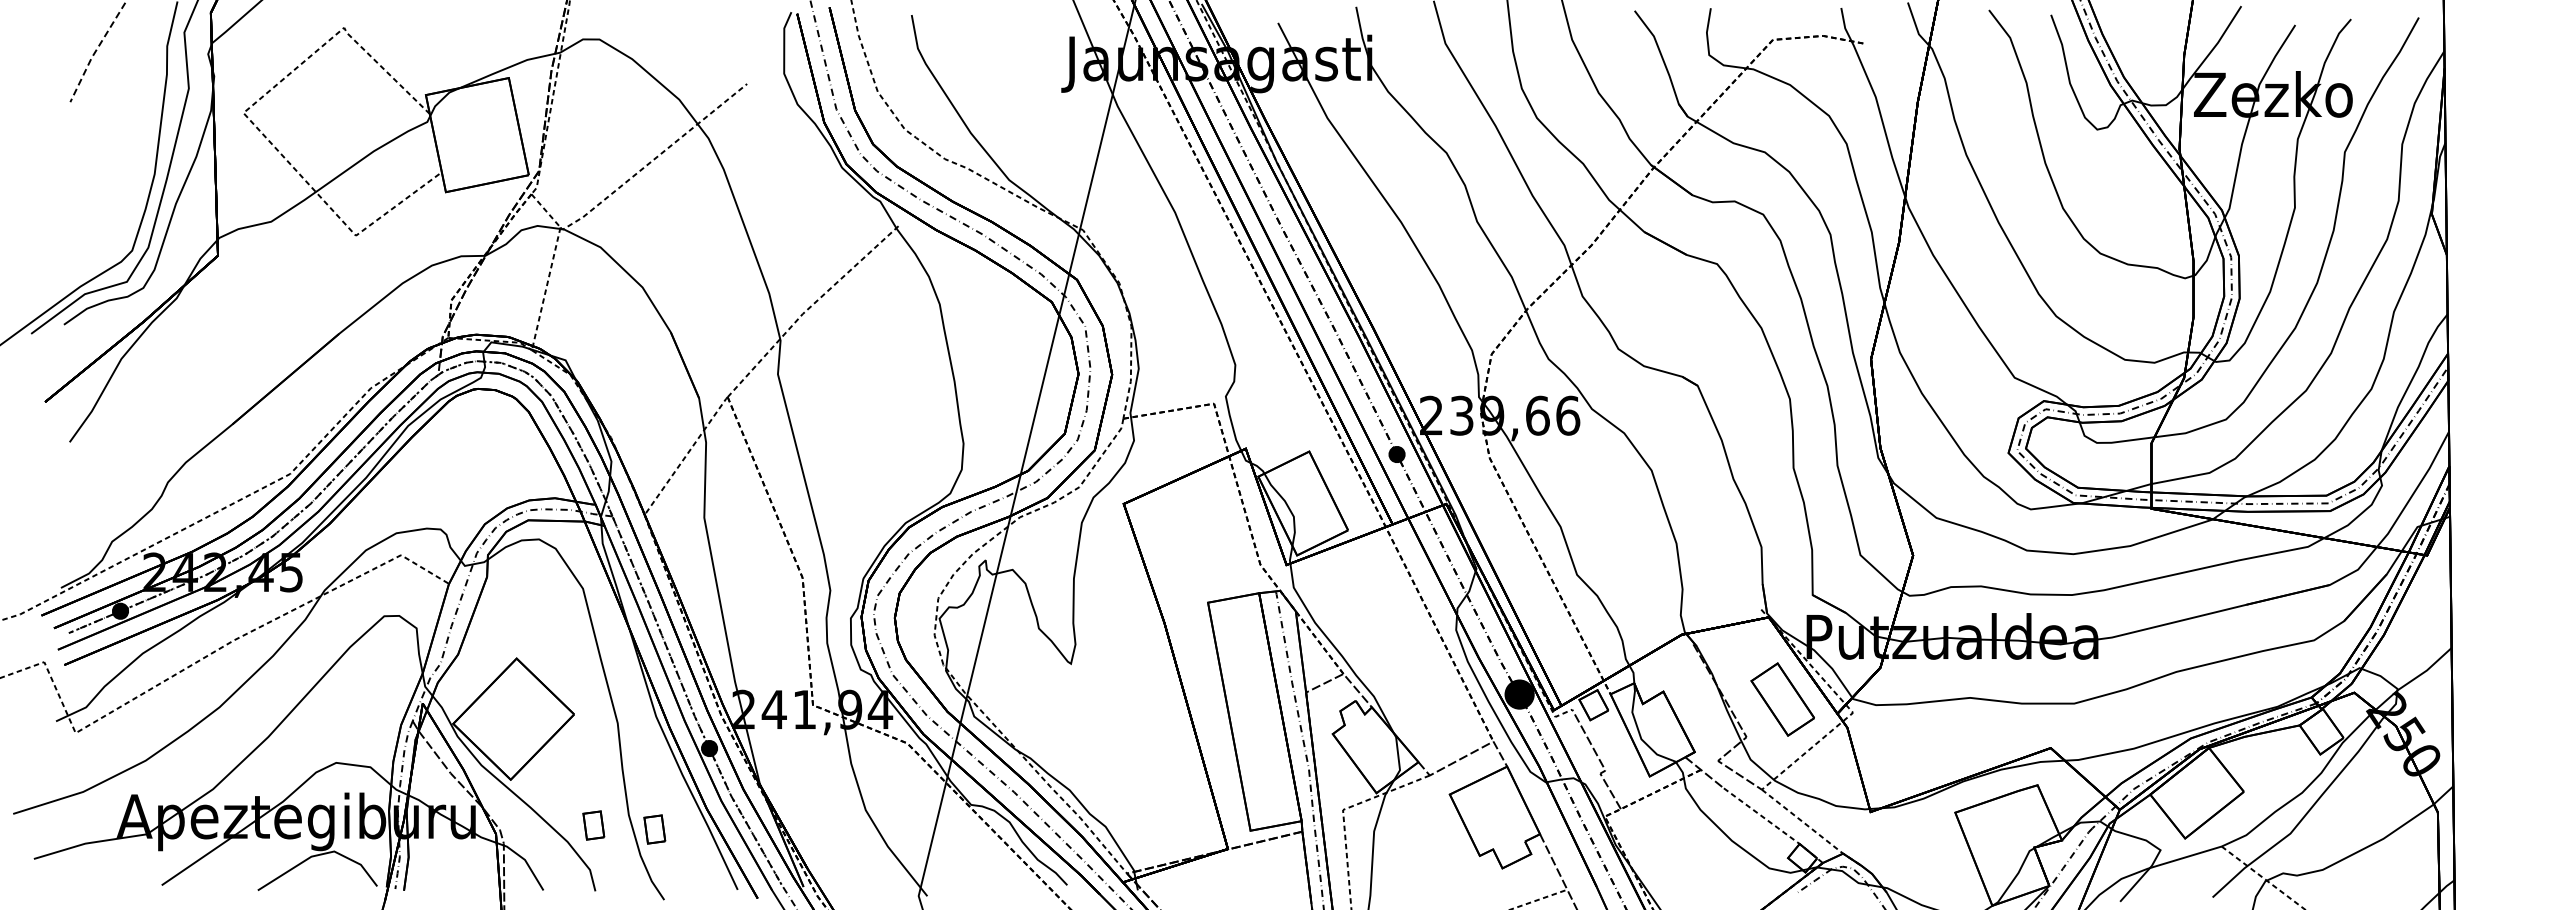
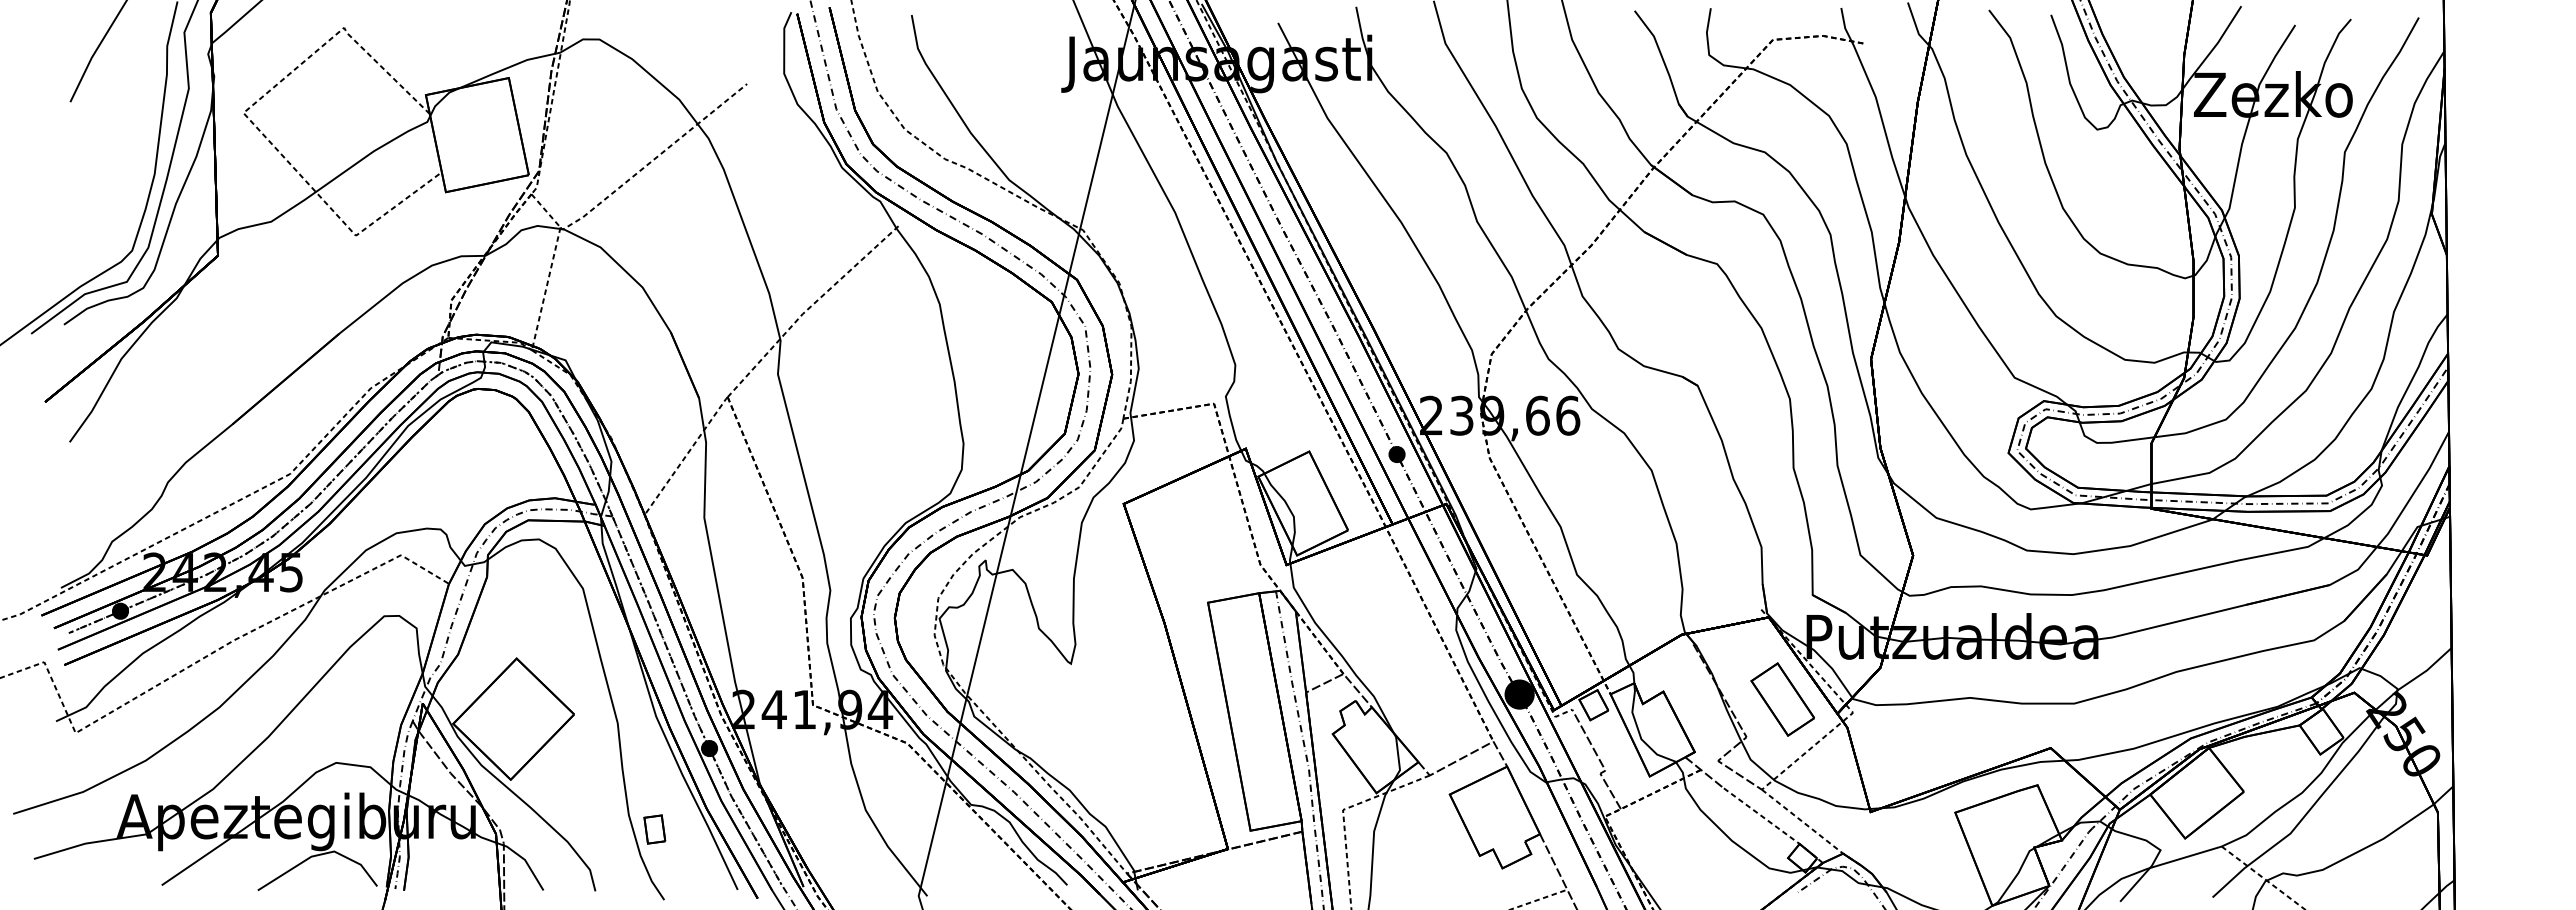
line: dashed -> solid (95, 51)
part: present -> none (593, 825)
